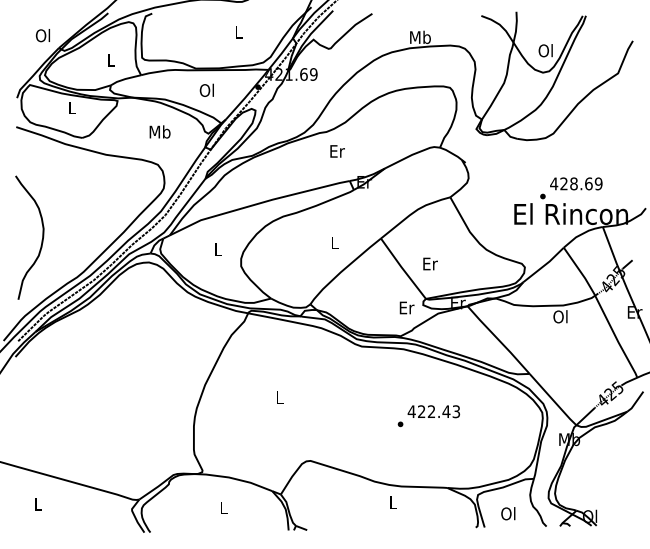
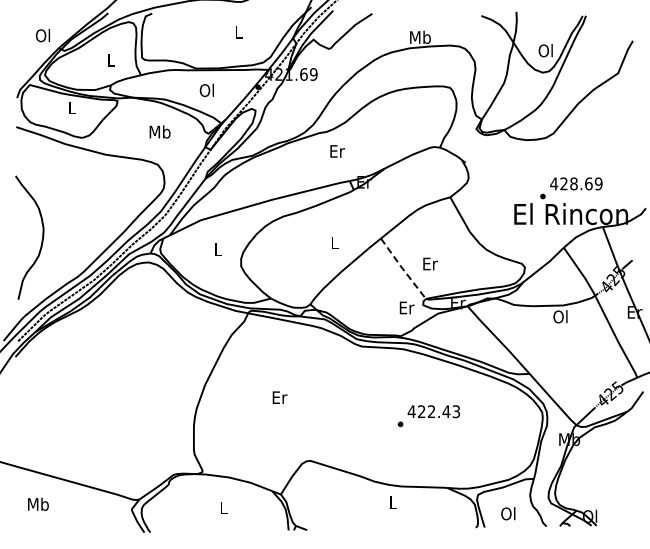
line: solid -> dashed (402, 268)
text: L -> Er (279, 397)
text: L -> Mb (38, 503)
